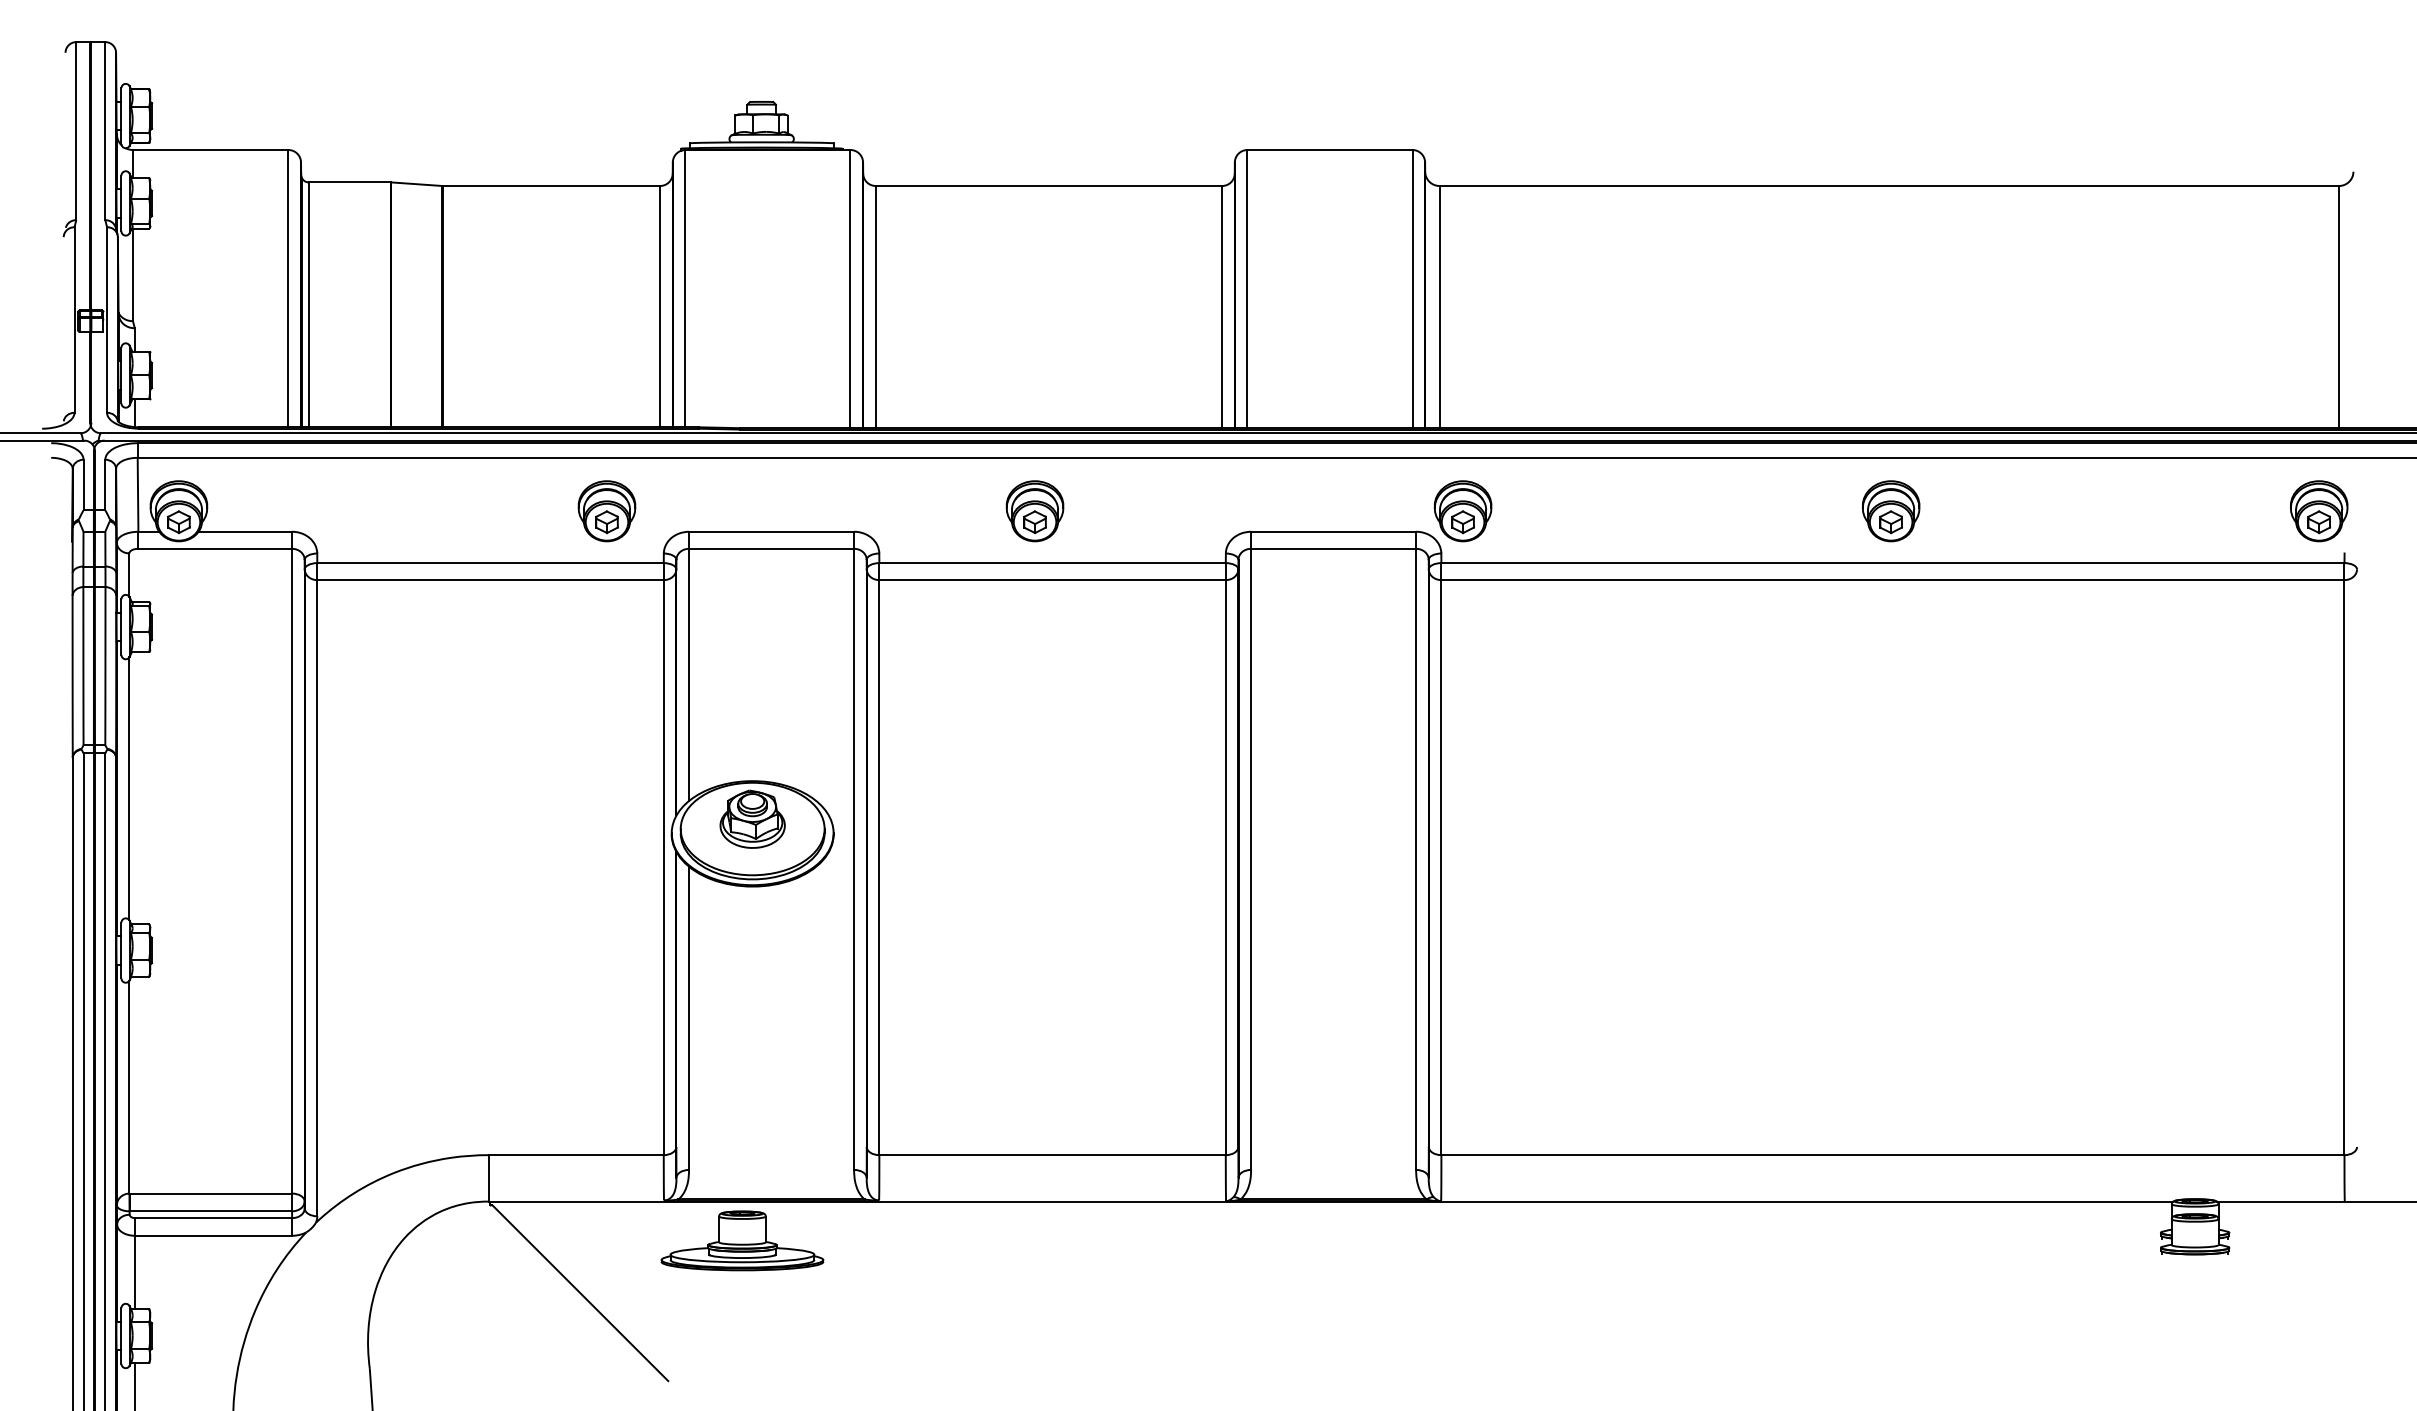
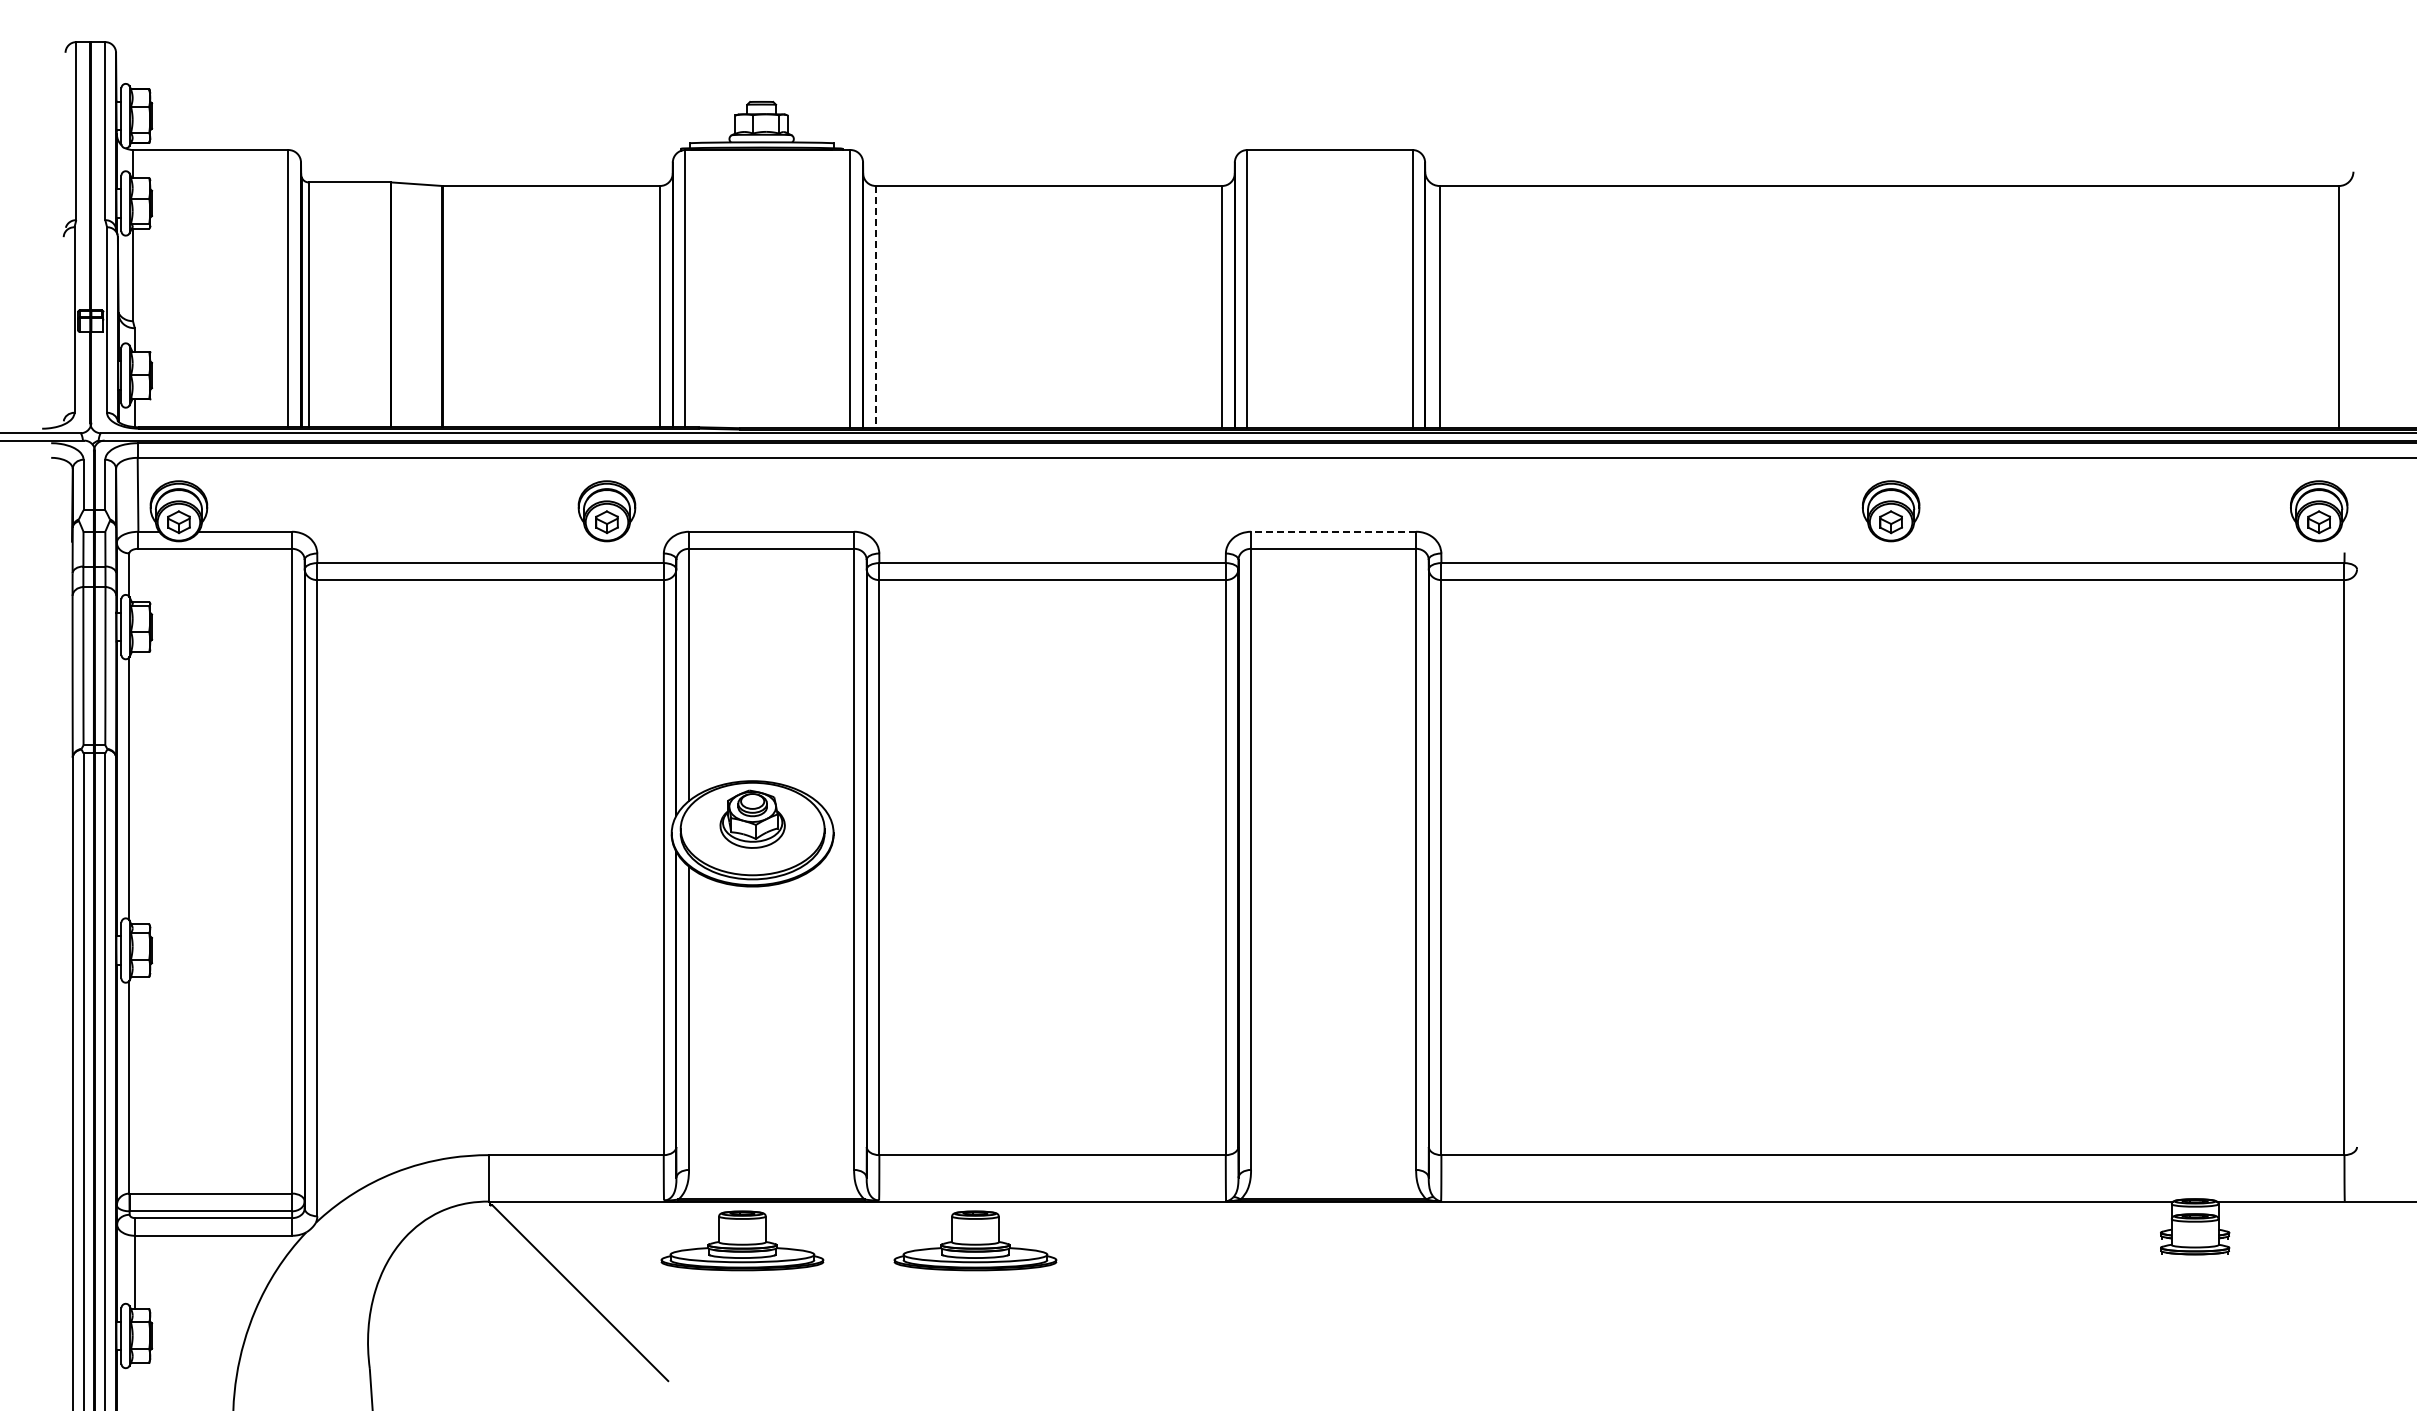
line: solid -> dashed (875, 307)
part: present -> none (1034, 511)
part: present -> none (1462, 511)
line: solid -> dashed (1333, 531)
part: none -> present (975, 1240)
line: present -> none (135, 1384)
